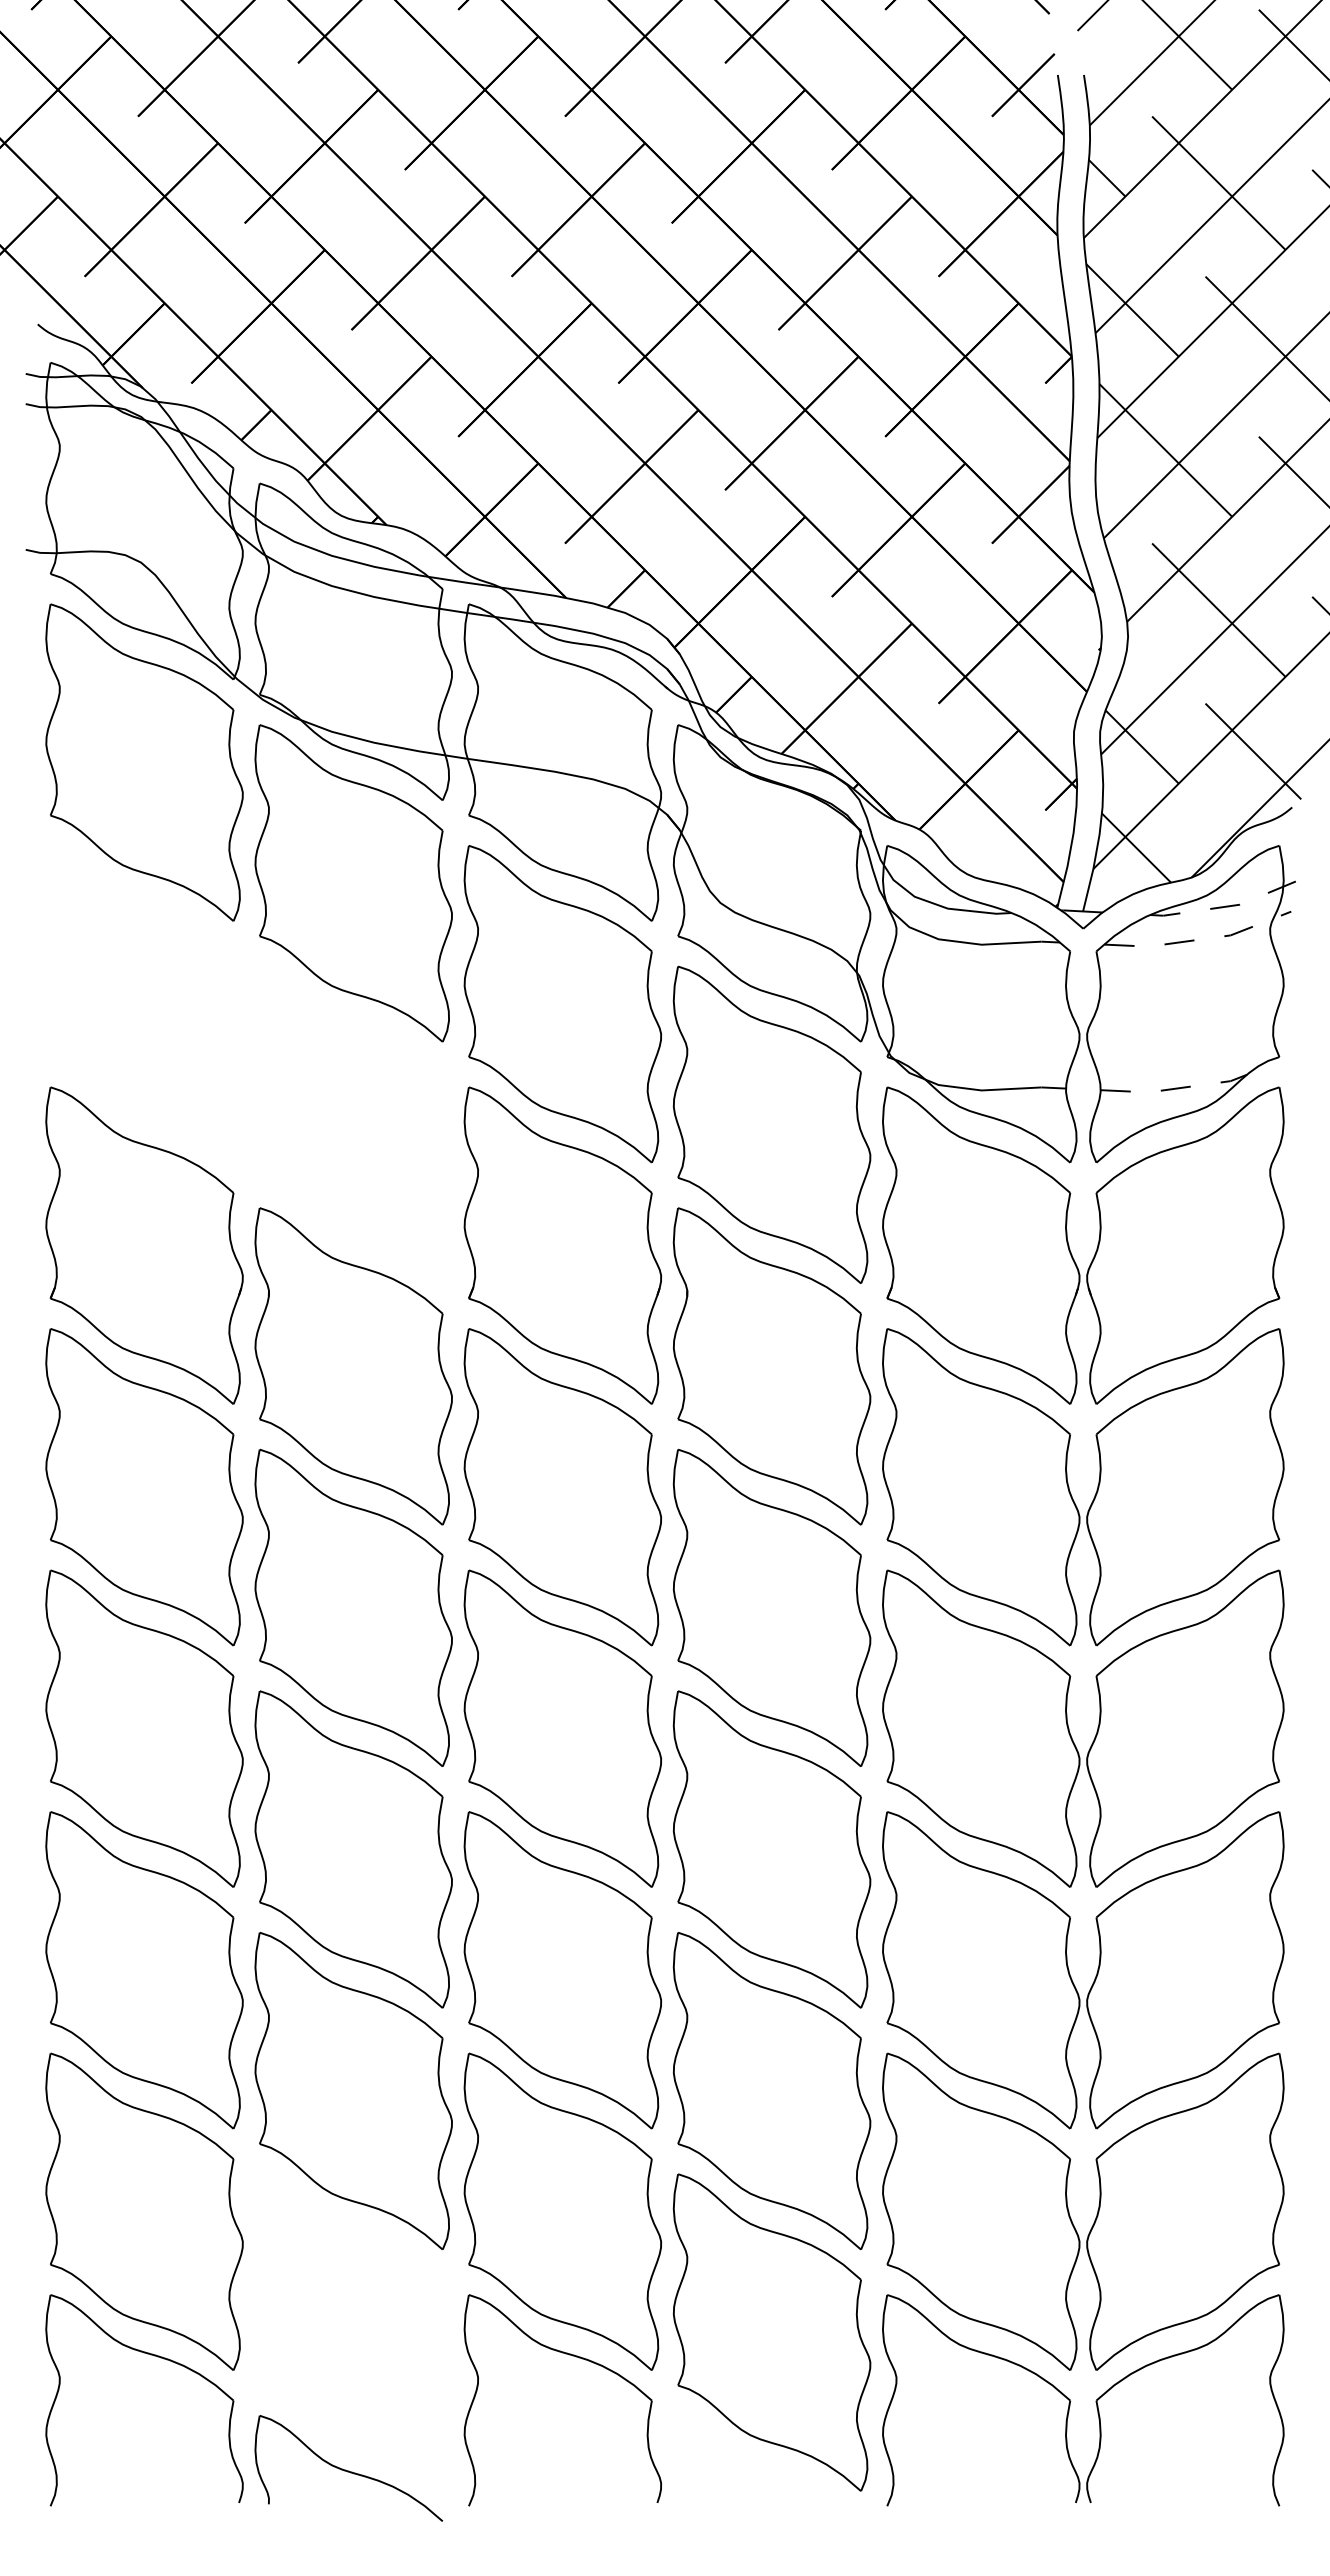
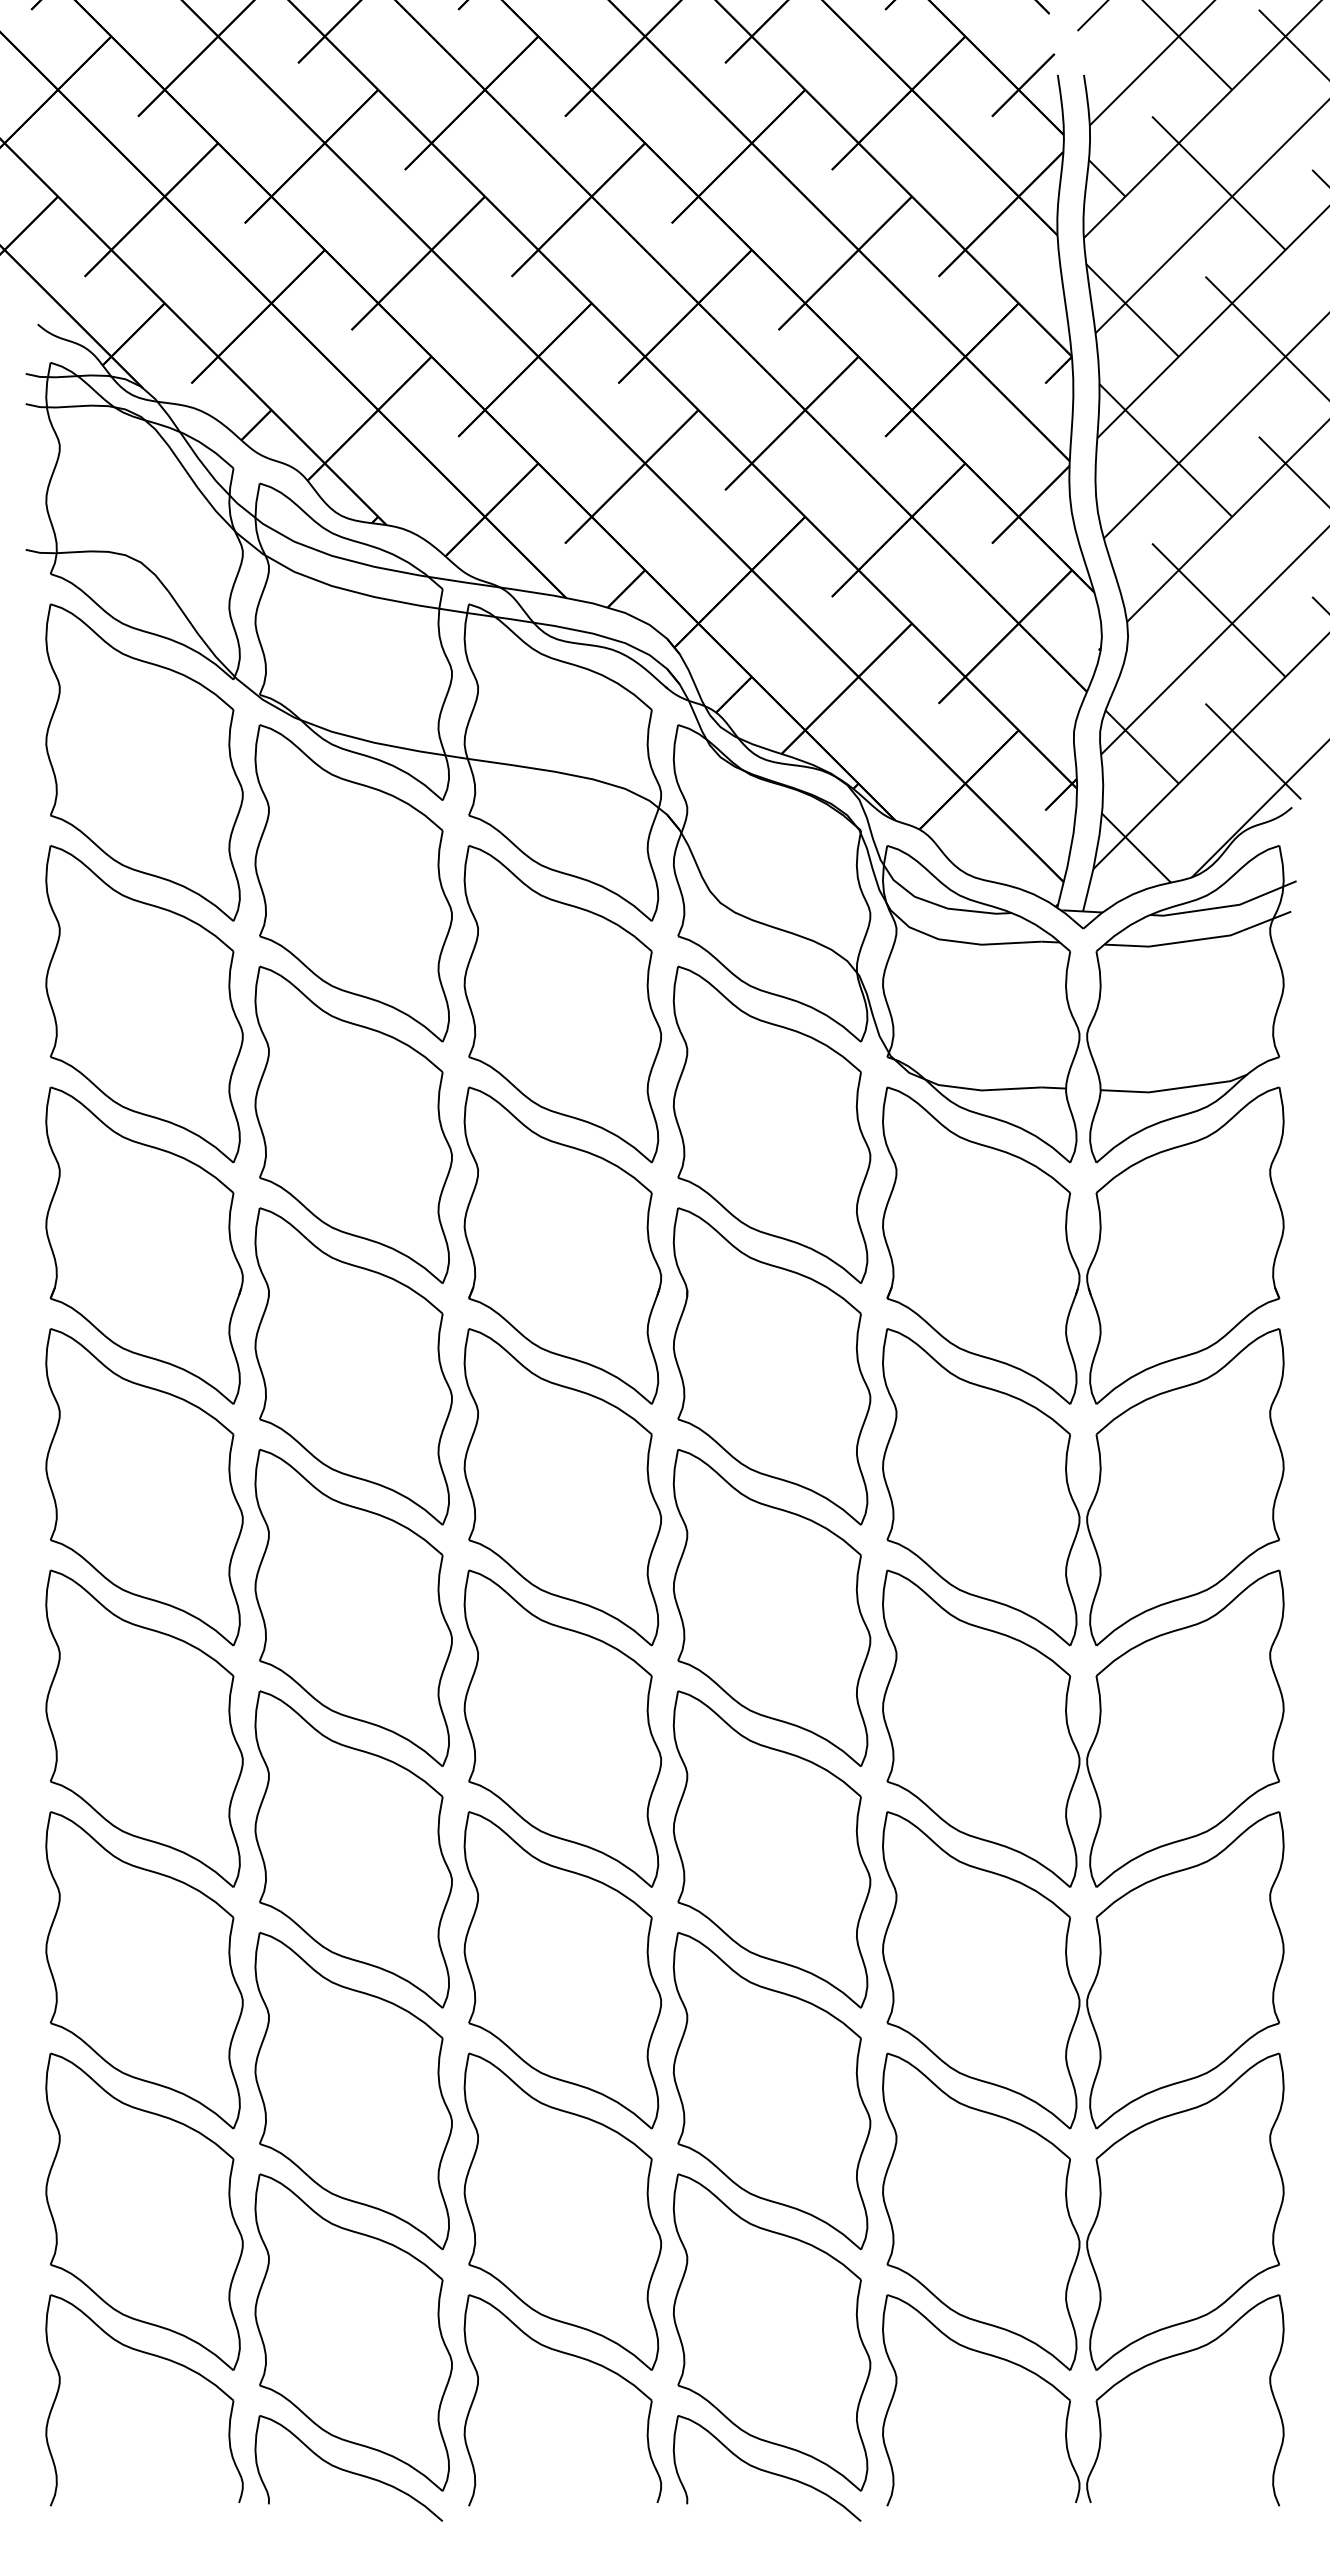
line: dashed -> solid (1225, 906)
line: dashed -> solid (1200, 939)
part: none -> present (144, 1004)
line: dashed -> solid (1174, 1088)
part: none -> present (353, 1124)
part: none -> present (353, 2332)
part: none -> present (766, 2468)
